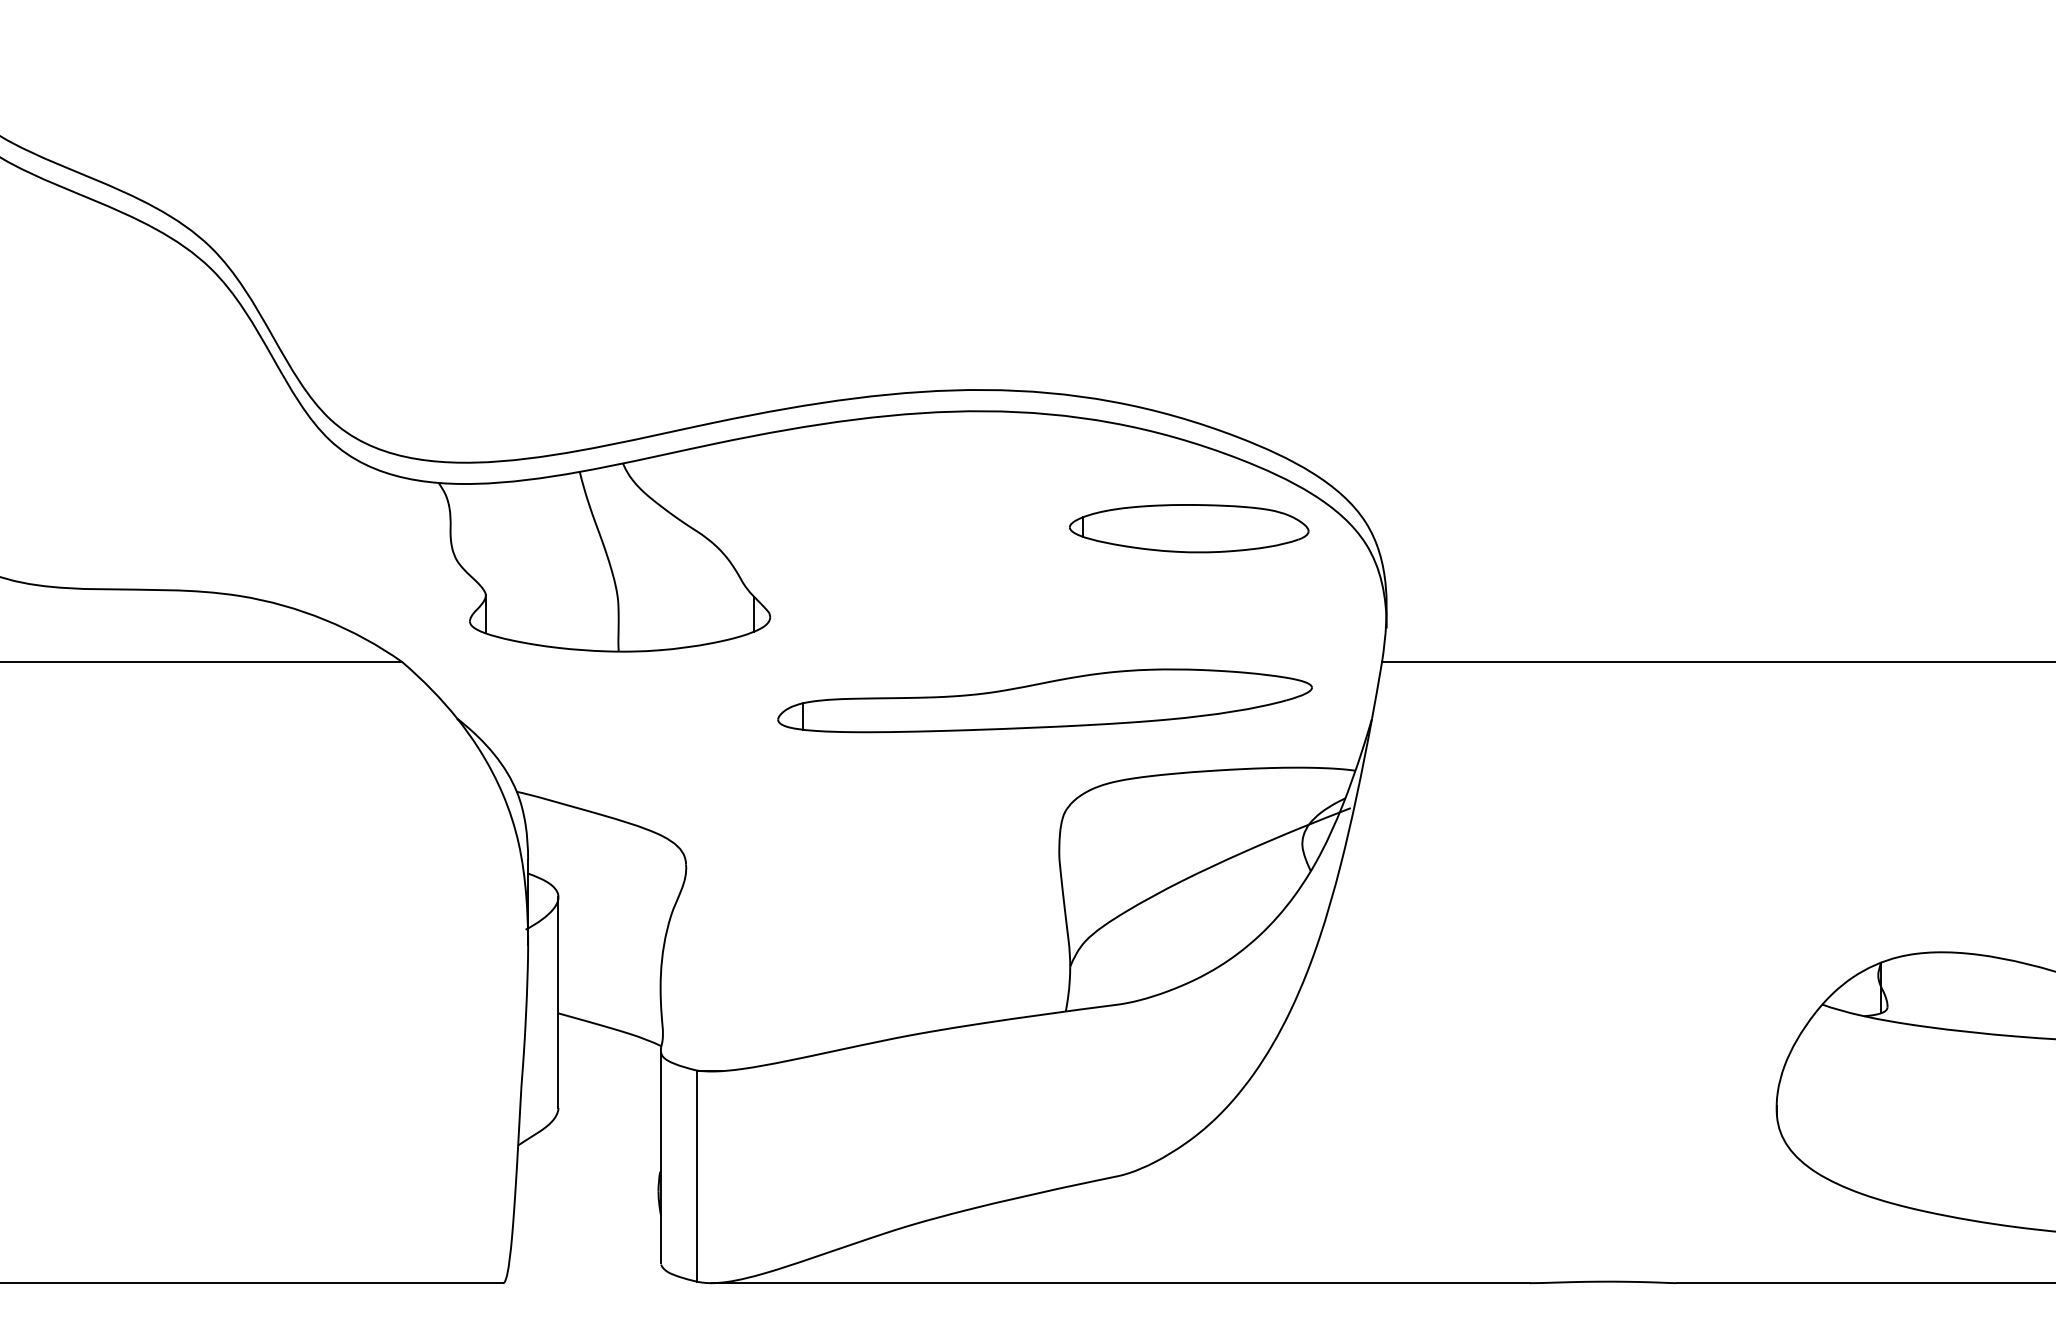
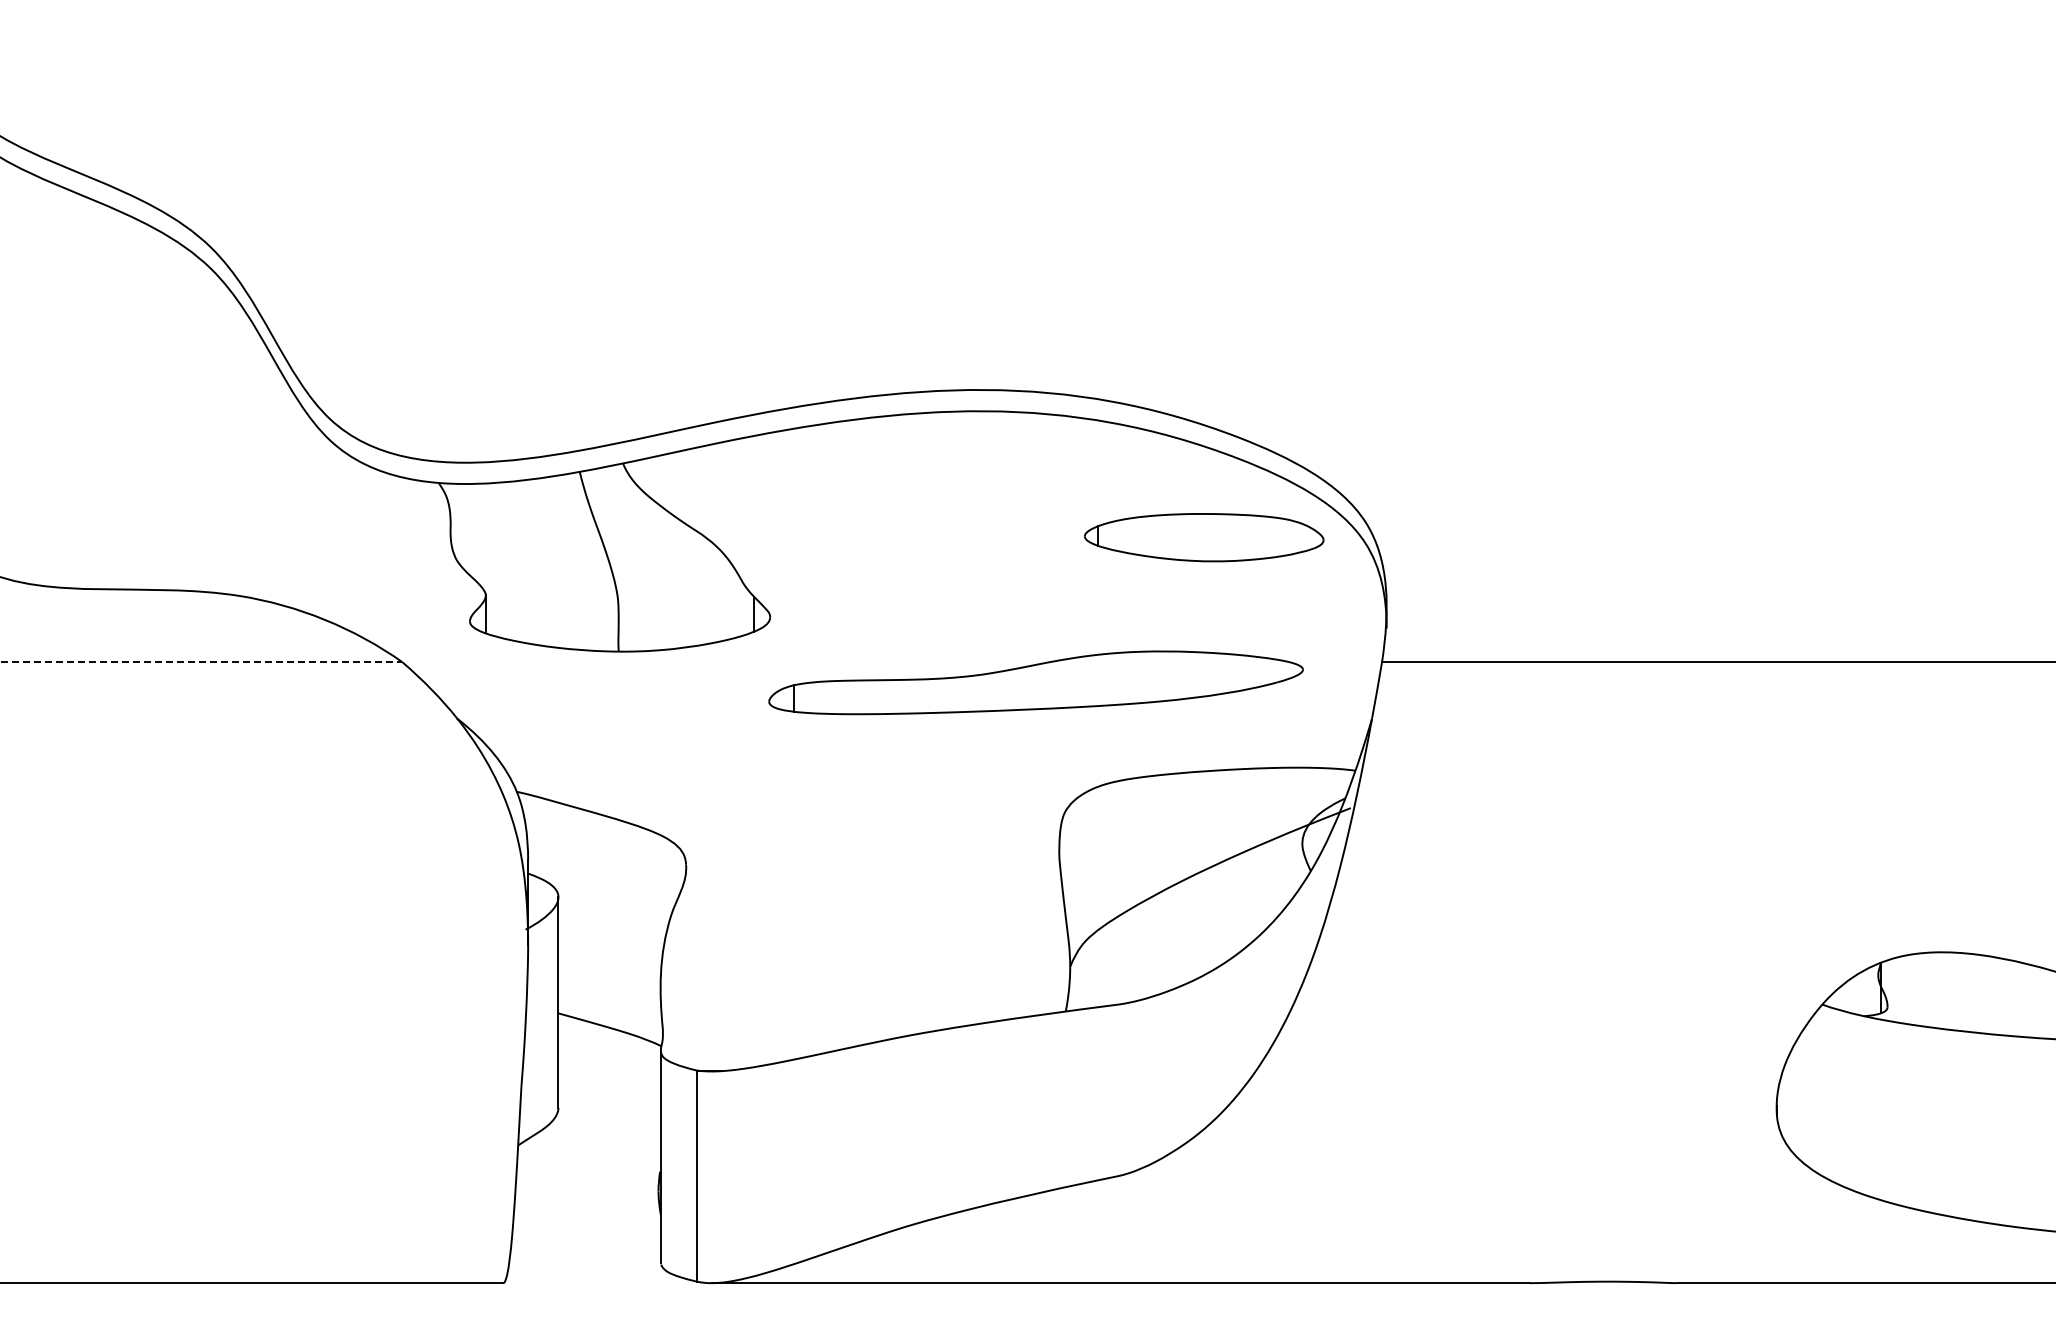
part position: (1189, 528) -> (1204, 537) (1204, 537)
line: solid -> dashed (201, 662)
part position: (1044, 700) -> (1035, 682) (1035, 682)
